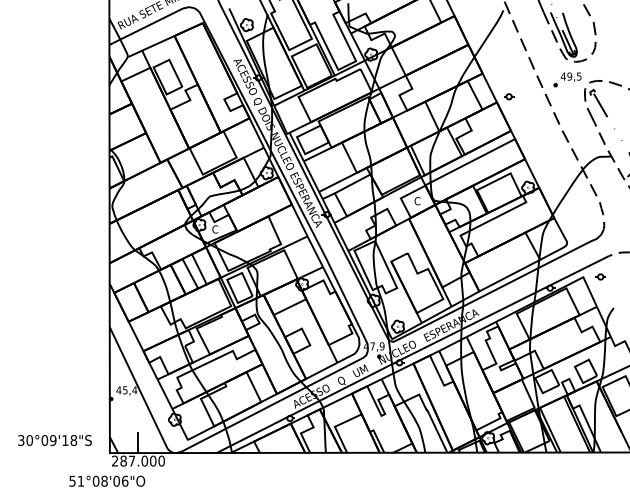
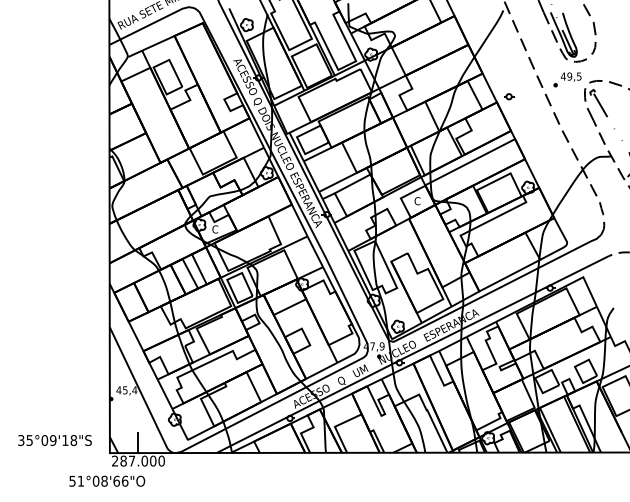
part: present -> none (600, 276)
text: 30°09'18"S -> 35°09'18"S (29, 440)
text: 51°08'06"O -> 51°08'66"O (116, 480)
